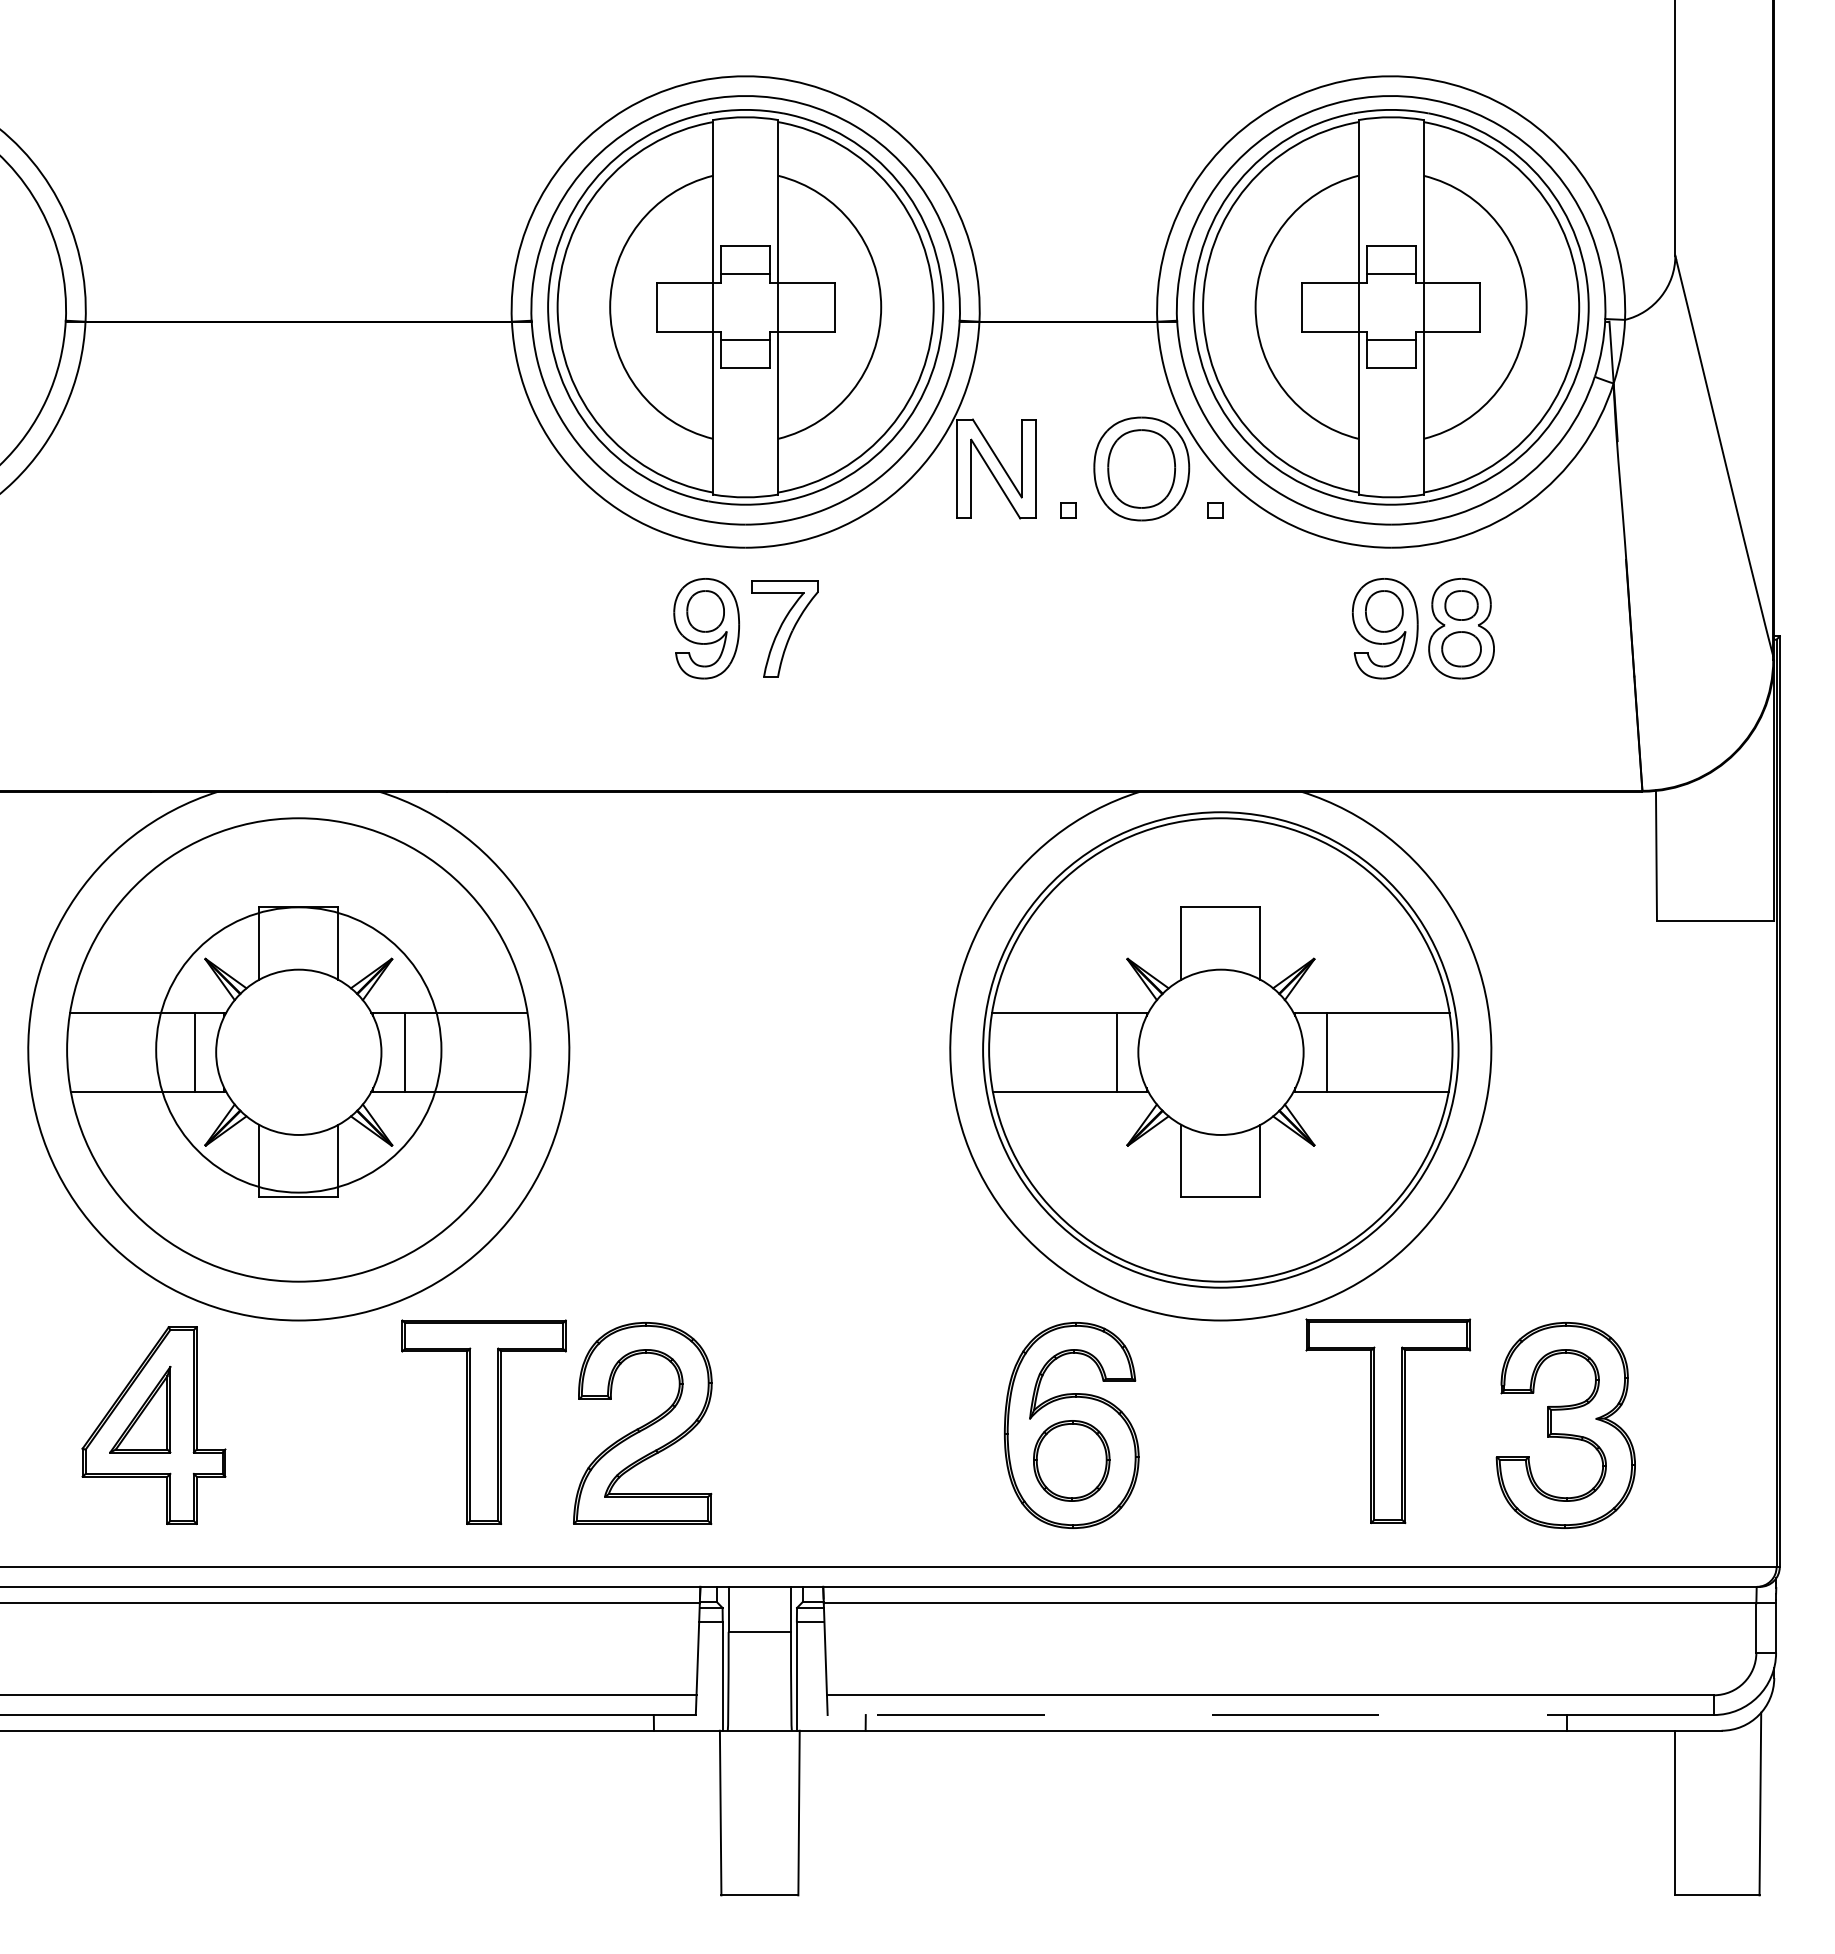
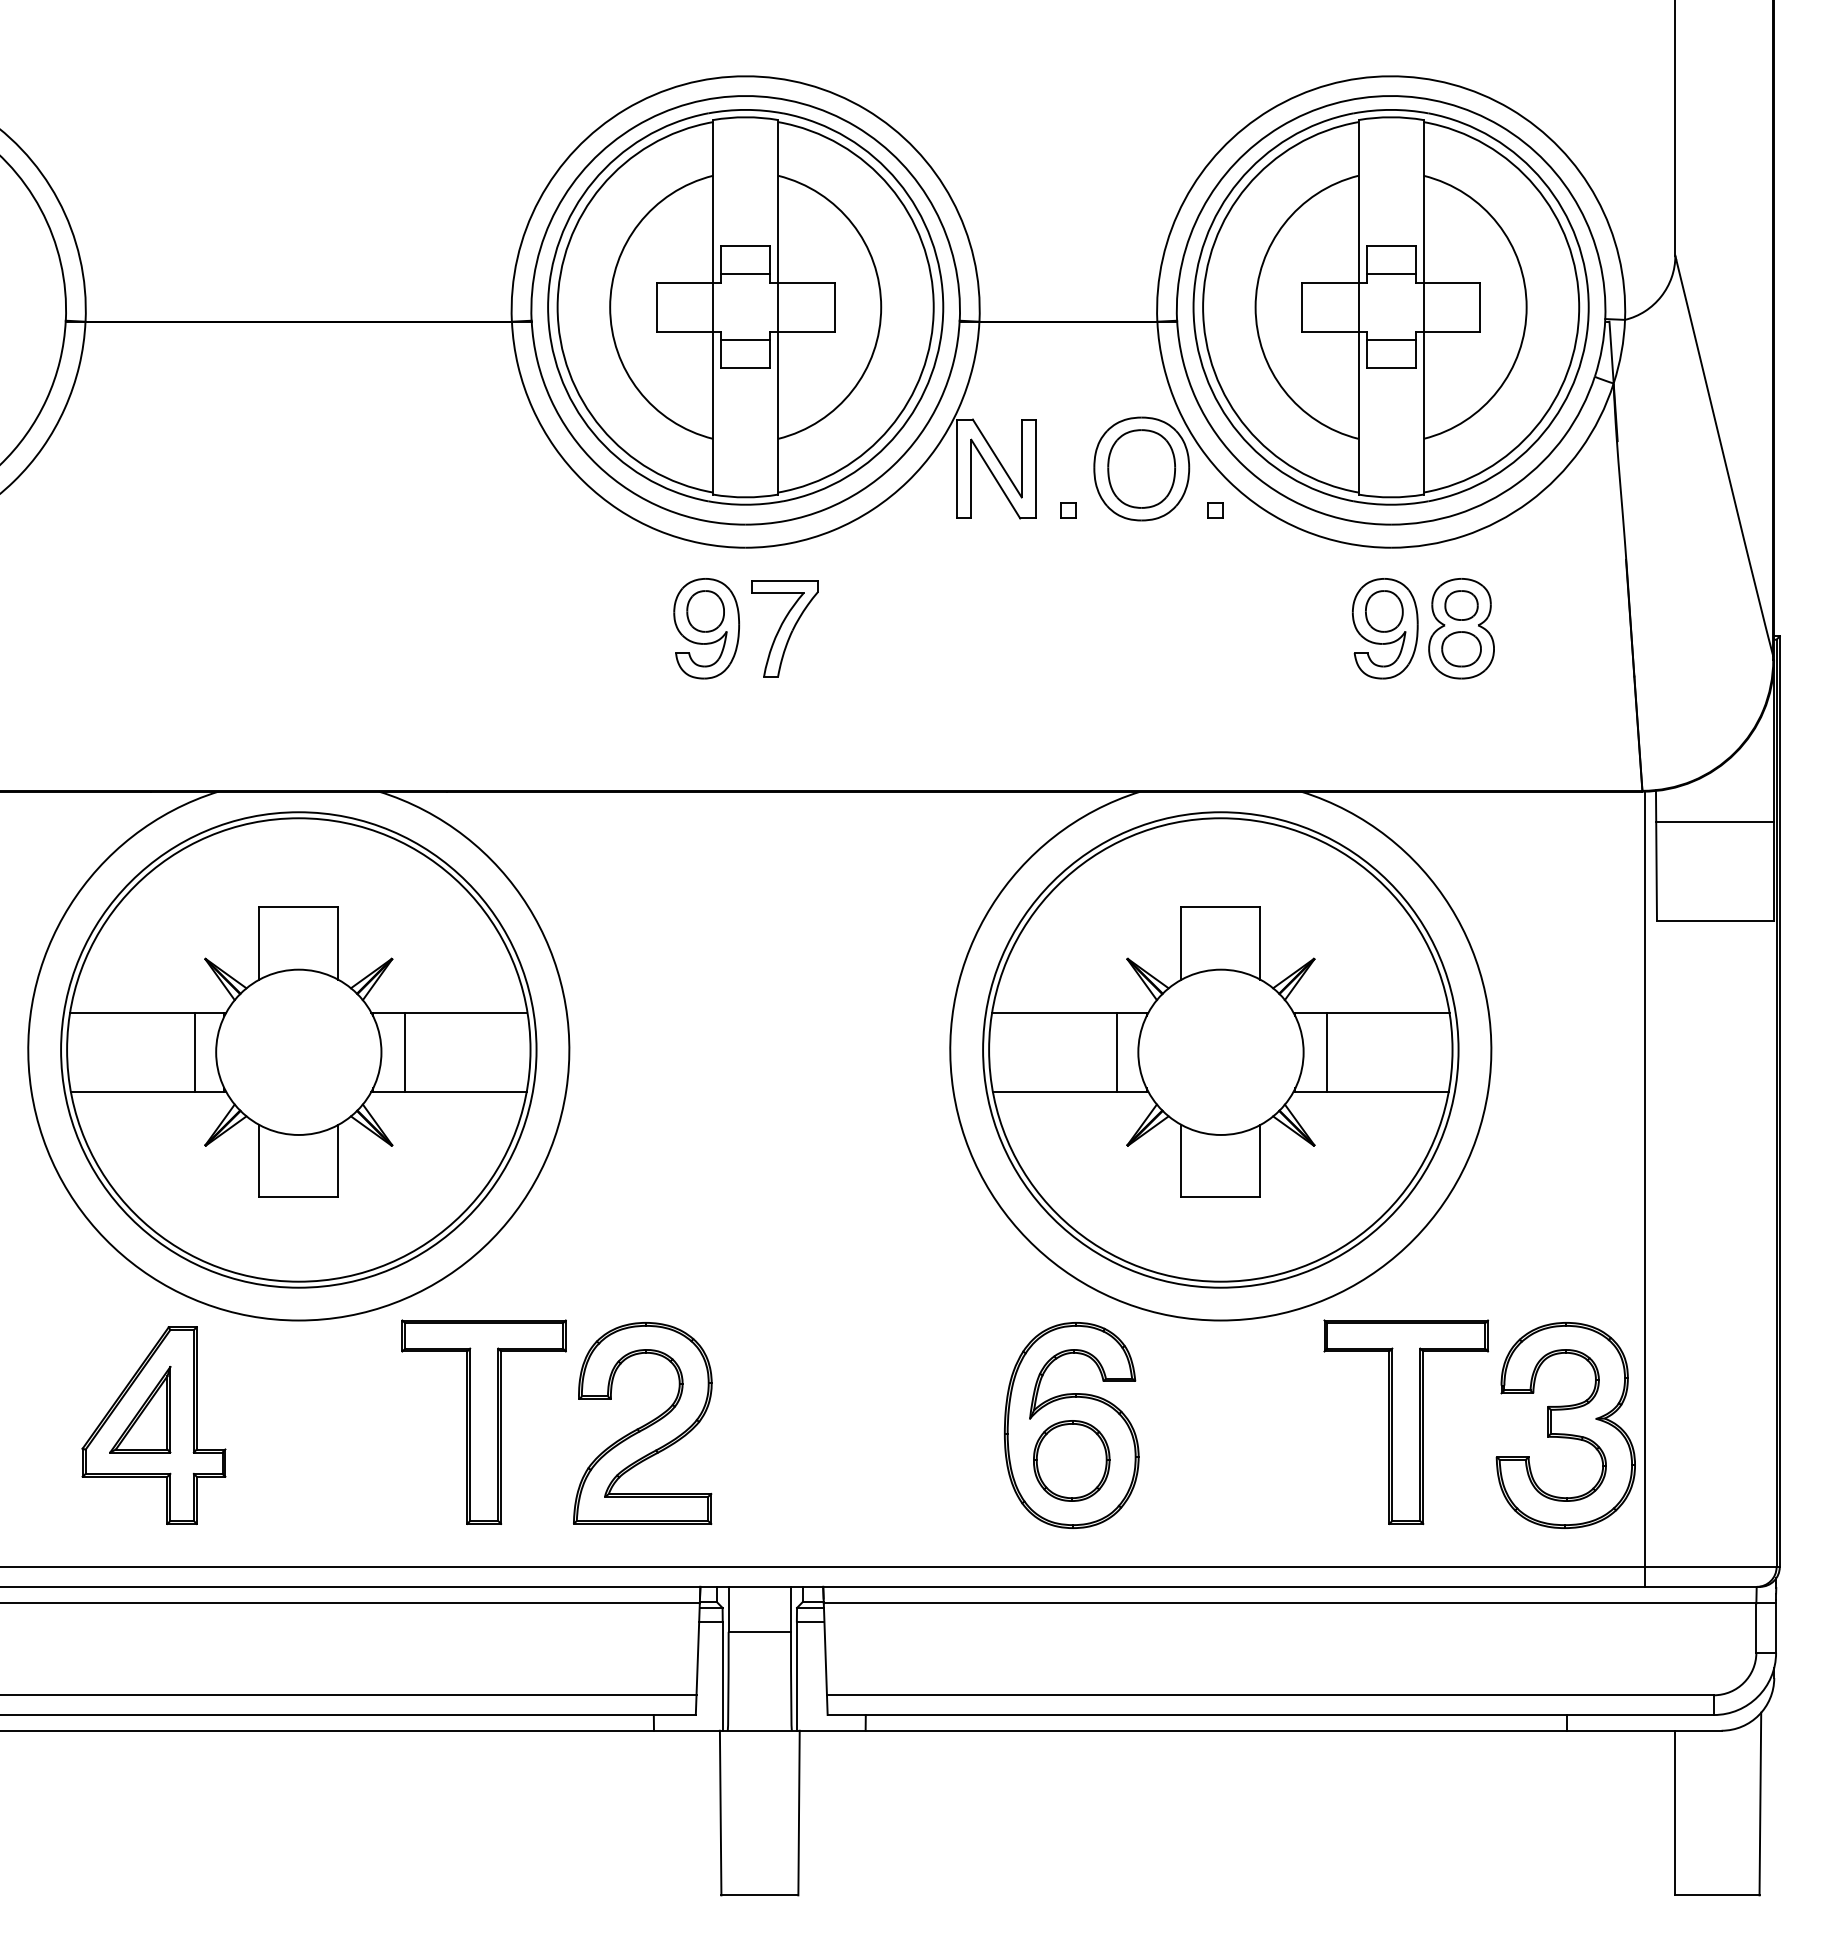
line: none -> present (1715, 821)
circle diameter: 285 px -> 475 px (298, 1049)
line: none -> present (1644, 1188)
part position: (1388, 1420) -> (1406, 1421) (1406, 1421)
line: dashed -> solid (1270, 1715)
